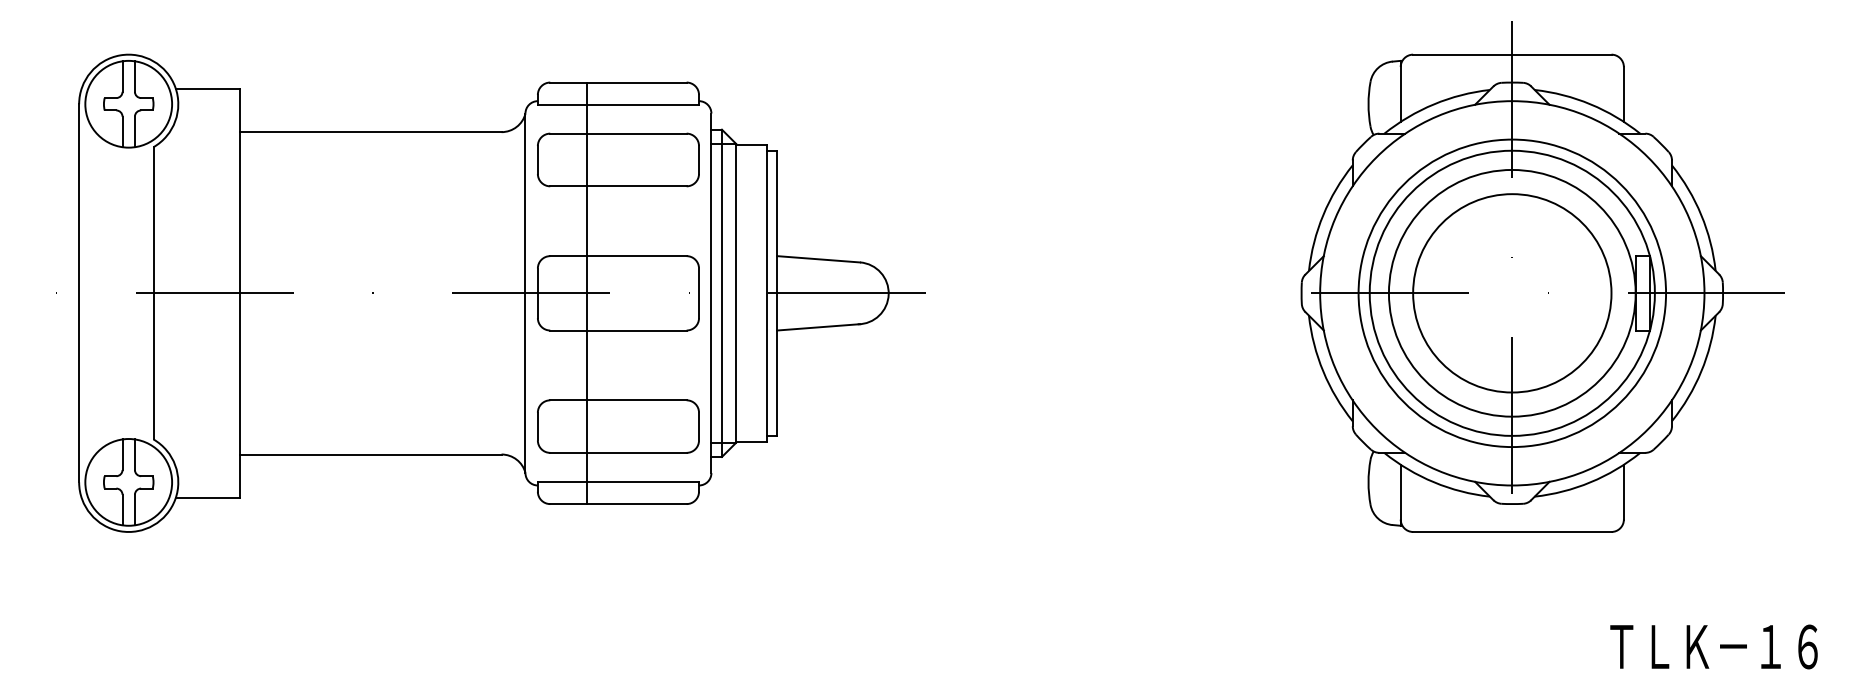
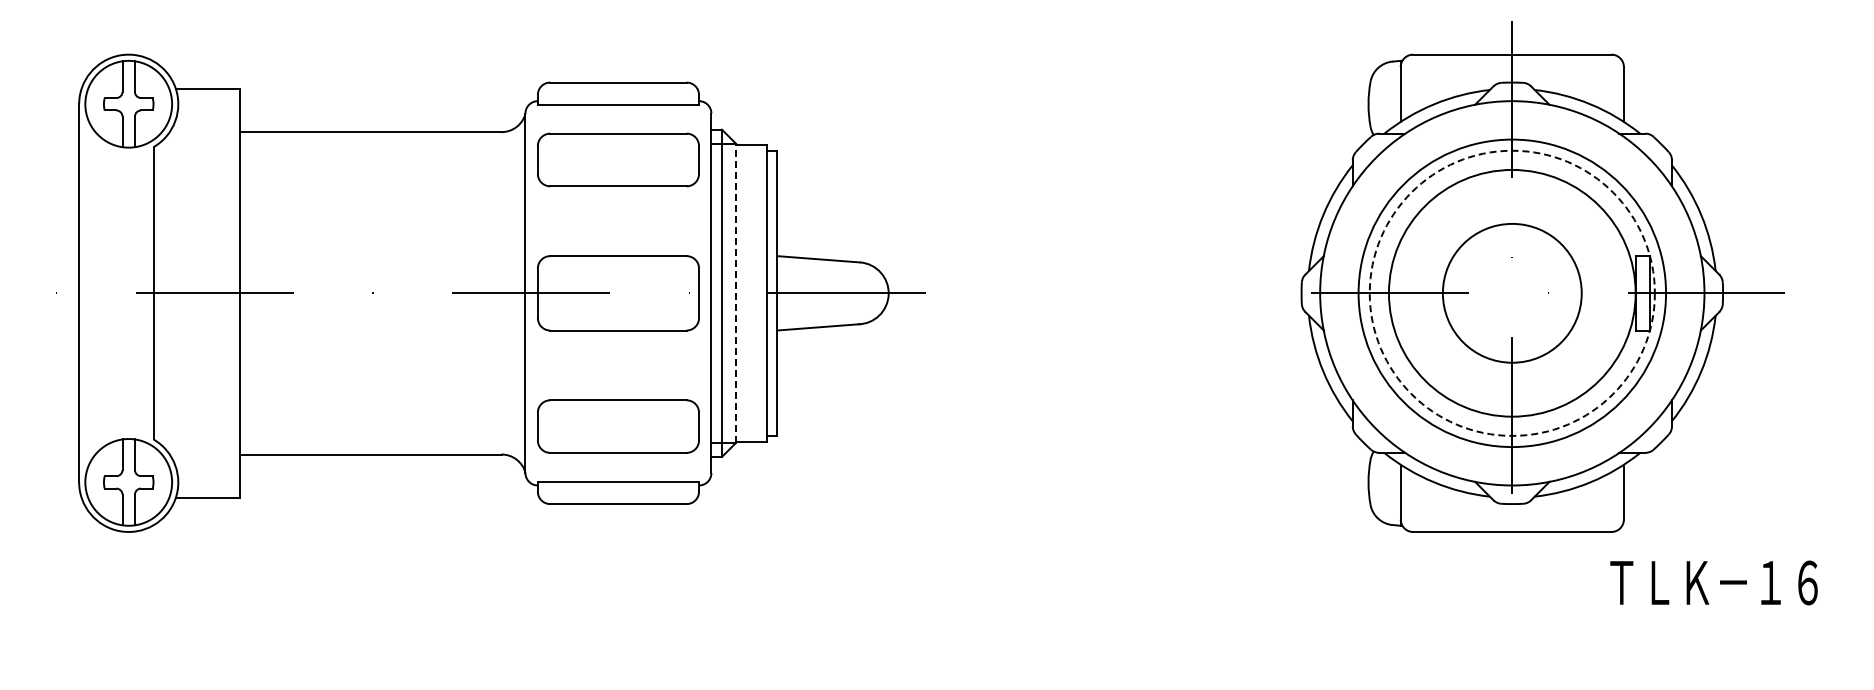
line: solid -> dashed (736, 292)
circle: solid -> dashed (1511, 292)
line: present -> none (587, 293)
circle diameter: 198 px -> 139 px (1511, 292)
text position: (1713, 646) -> (1713, 582) (1713, 582)
